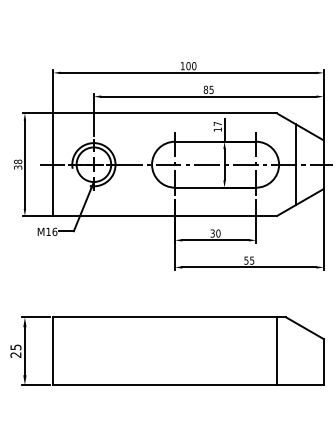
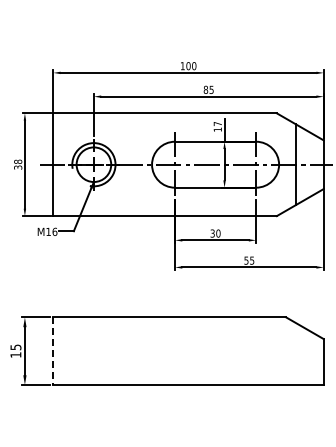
line: solid -> dashed (53, 351)
line: present -> none (276, 351)
text: 25 -> 15 (15, 354)
